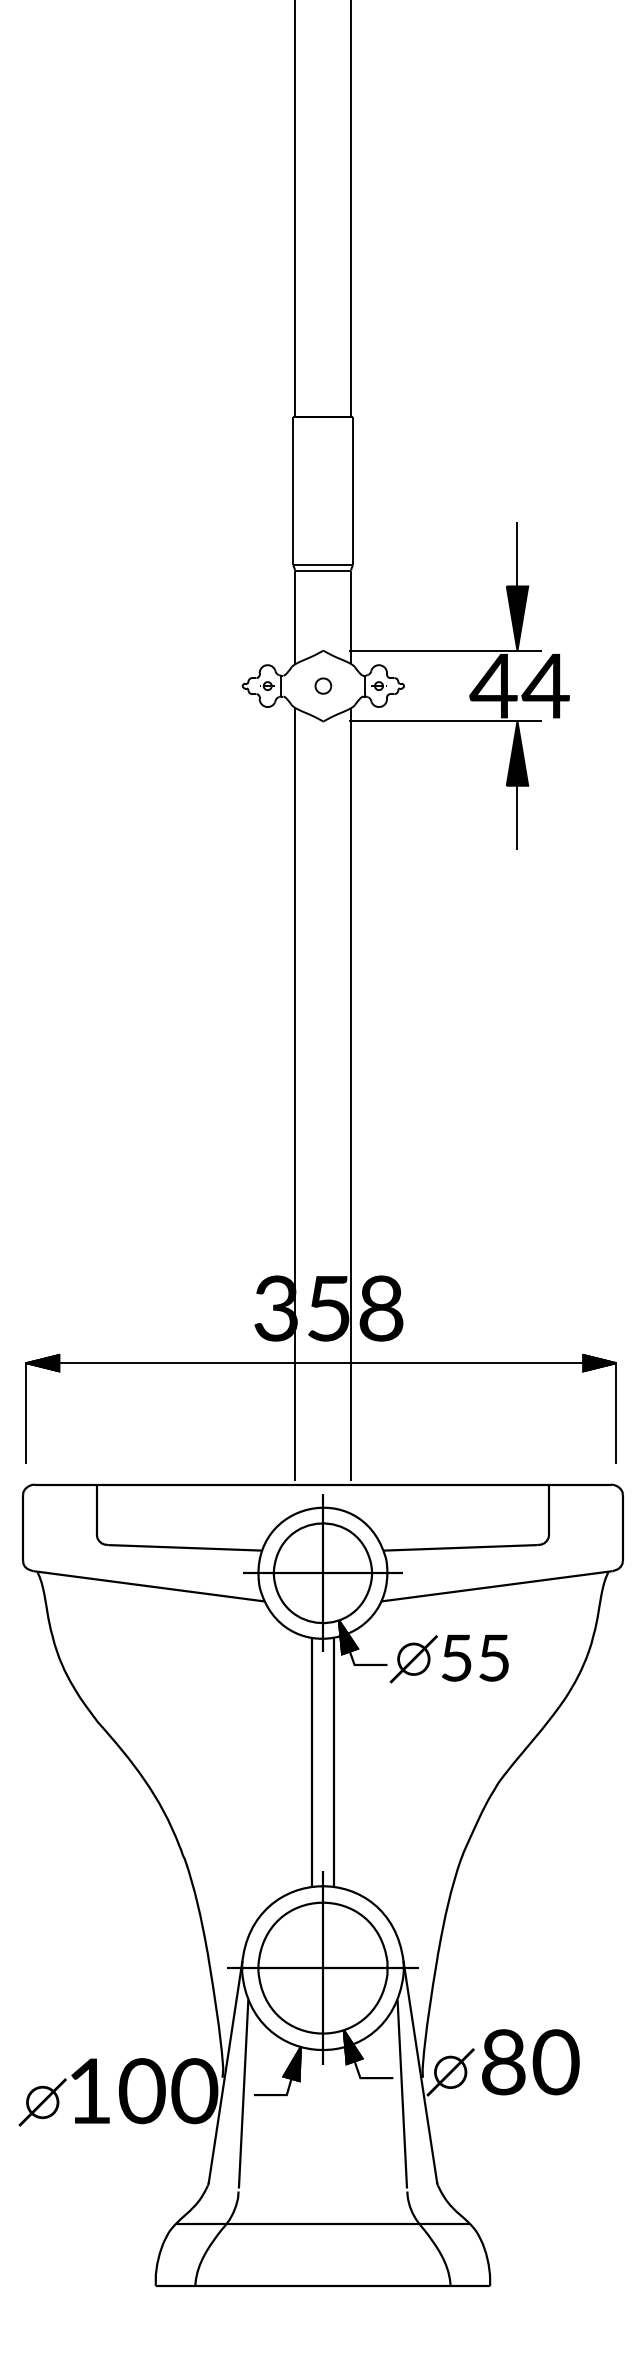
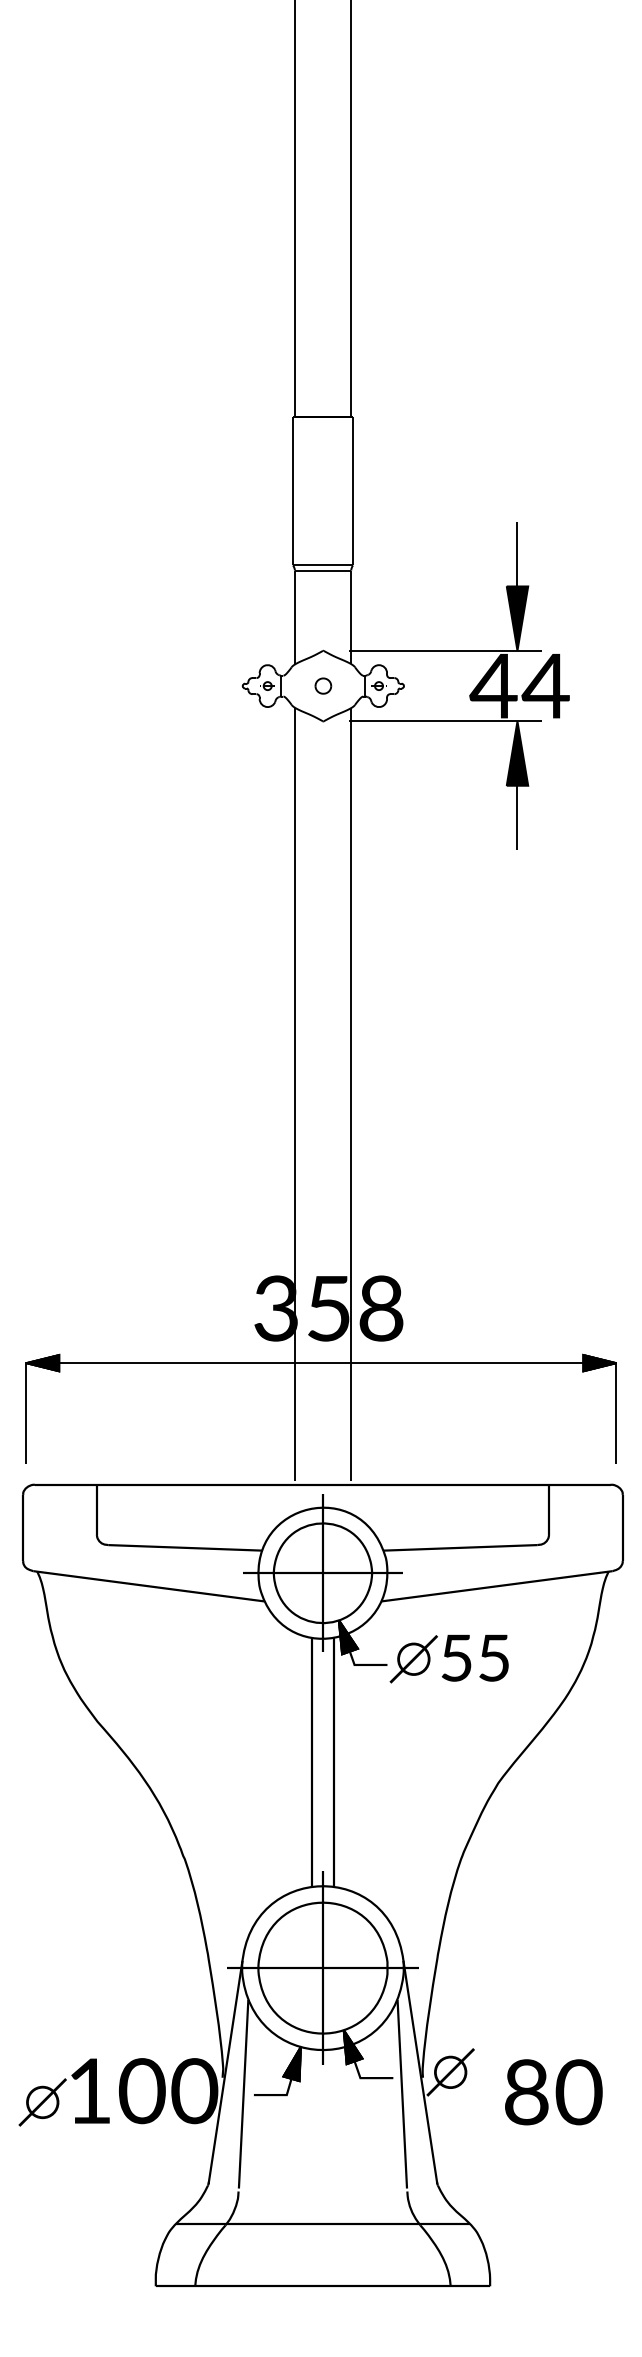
text position: (530, 2062) -> (553, 2092) (553, 2092)
